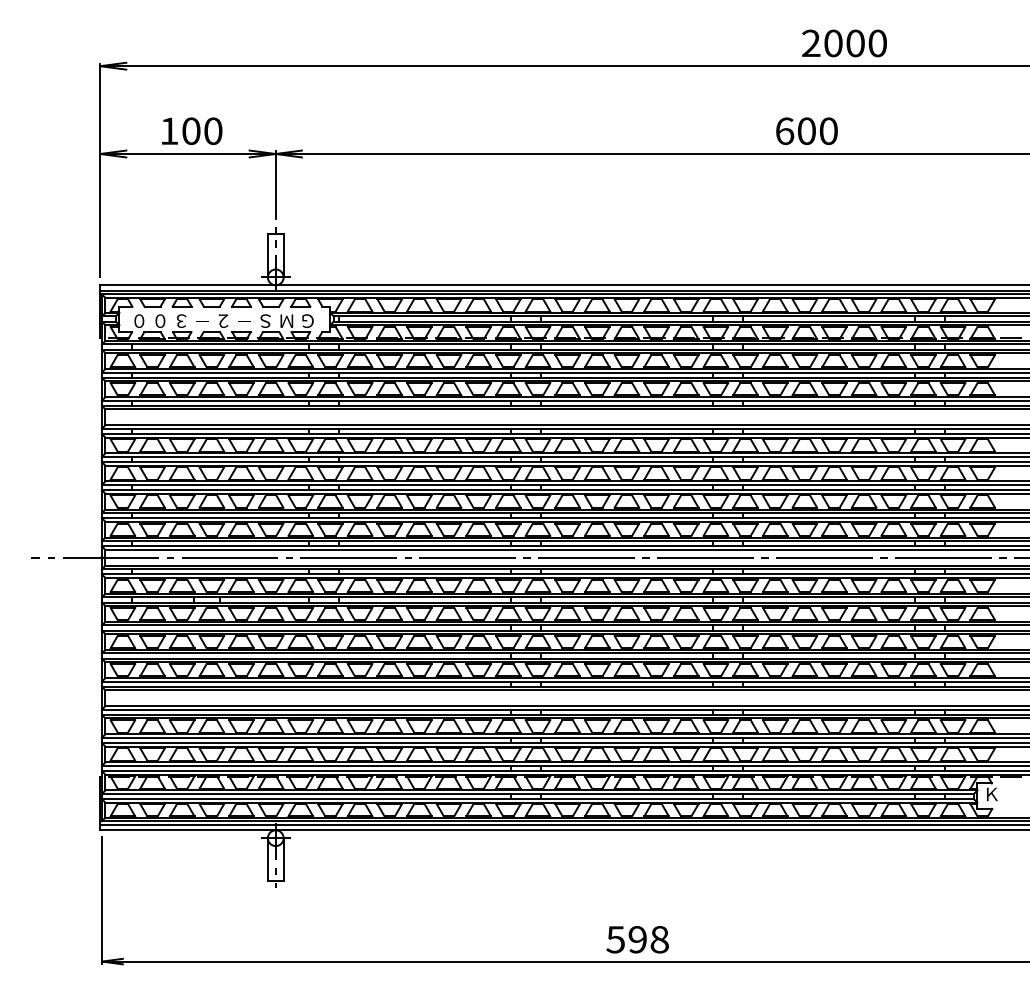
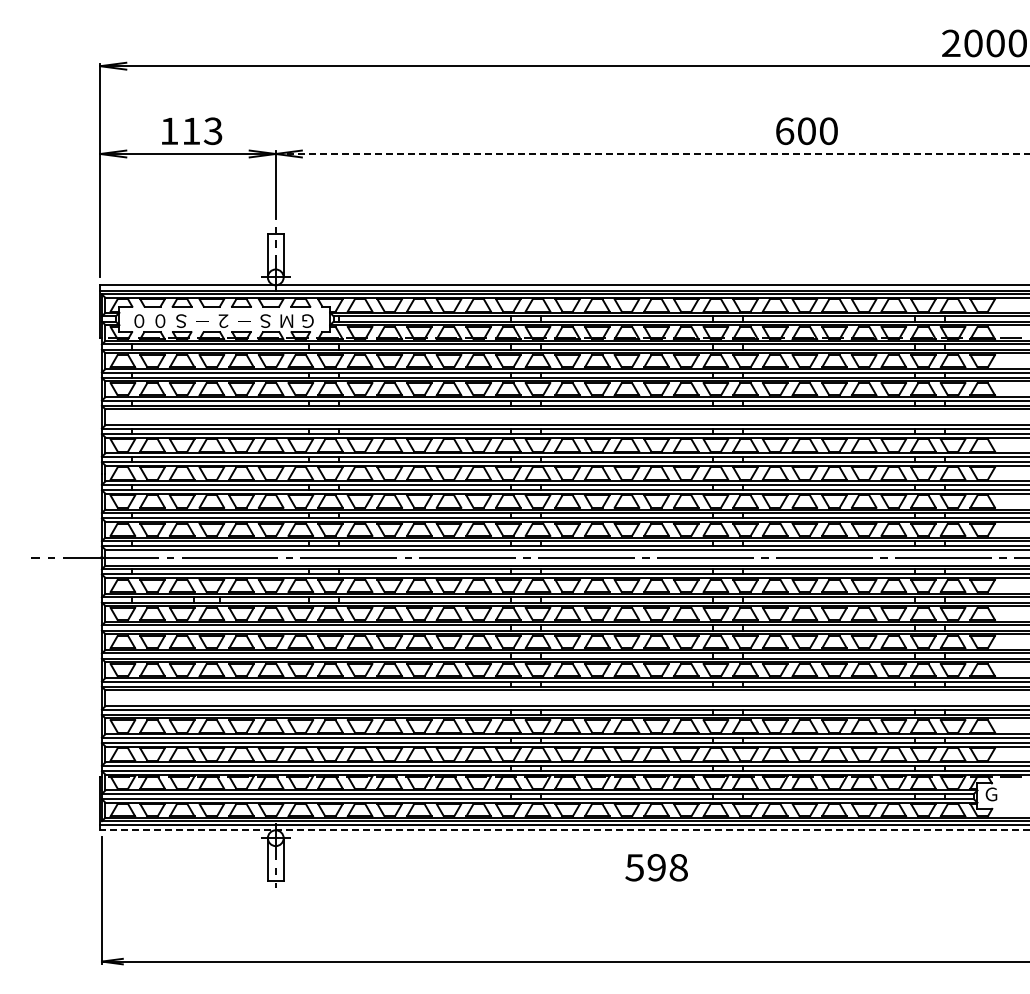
text position: (844, 43) -> (984, 43) (984, 43)
text: 100 -> 113 (202, 131)
line: solid -> dashed (652, 154)
text: ３ -> Ｓ (180, 320)
text: Ｋ -> Ｇ (991, 794)
line: solid -> dashed (564, 830)
text position: (637, 939) -> (656, 867) (656, 867)
